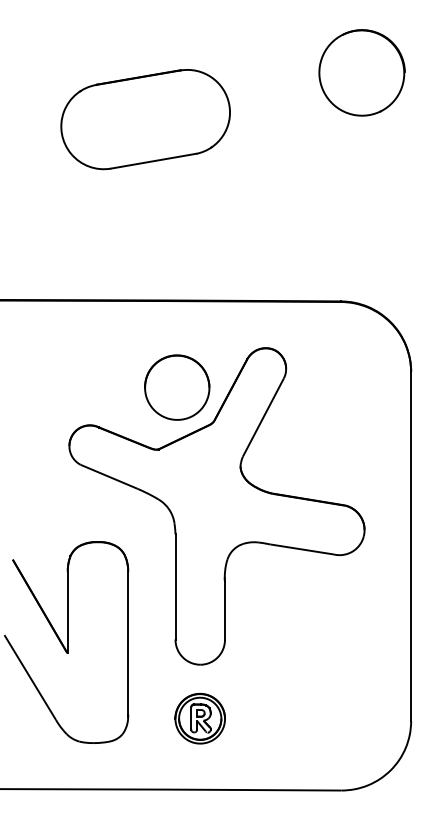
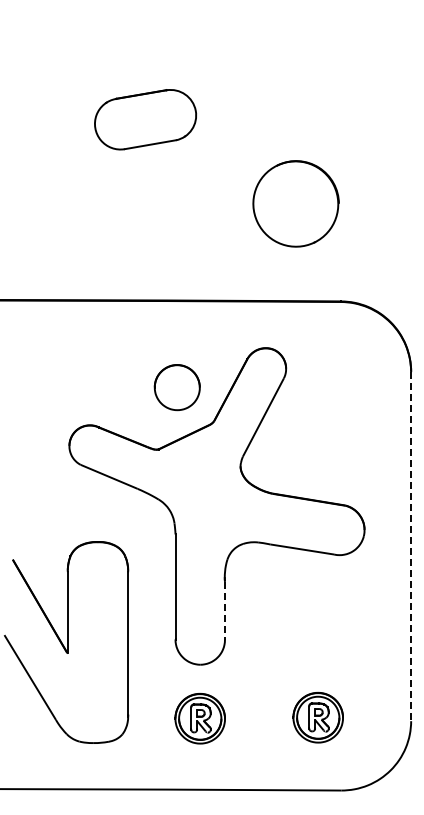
part position: (361, 72) -> (295, 203) (295, 203)
part size: 171x102 px -> 103x62 px (145, 119)
part size: 67x67 px -> 48x48 px (176, 387)
line: solid -> dashed (411, 546)
line: solid -> dashed (224, 611)
part: none -> present (317, 717)
